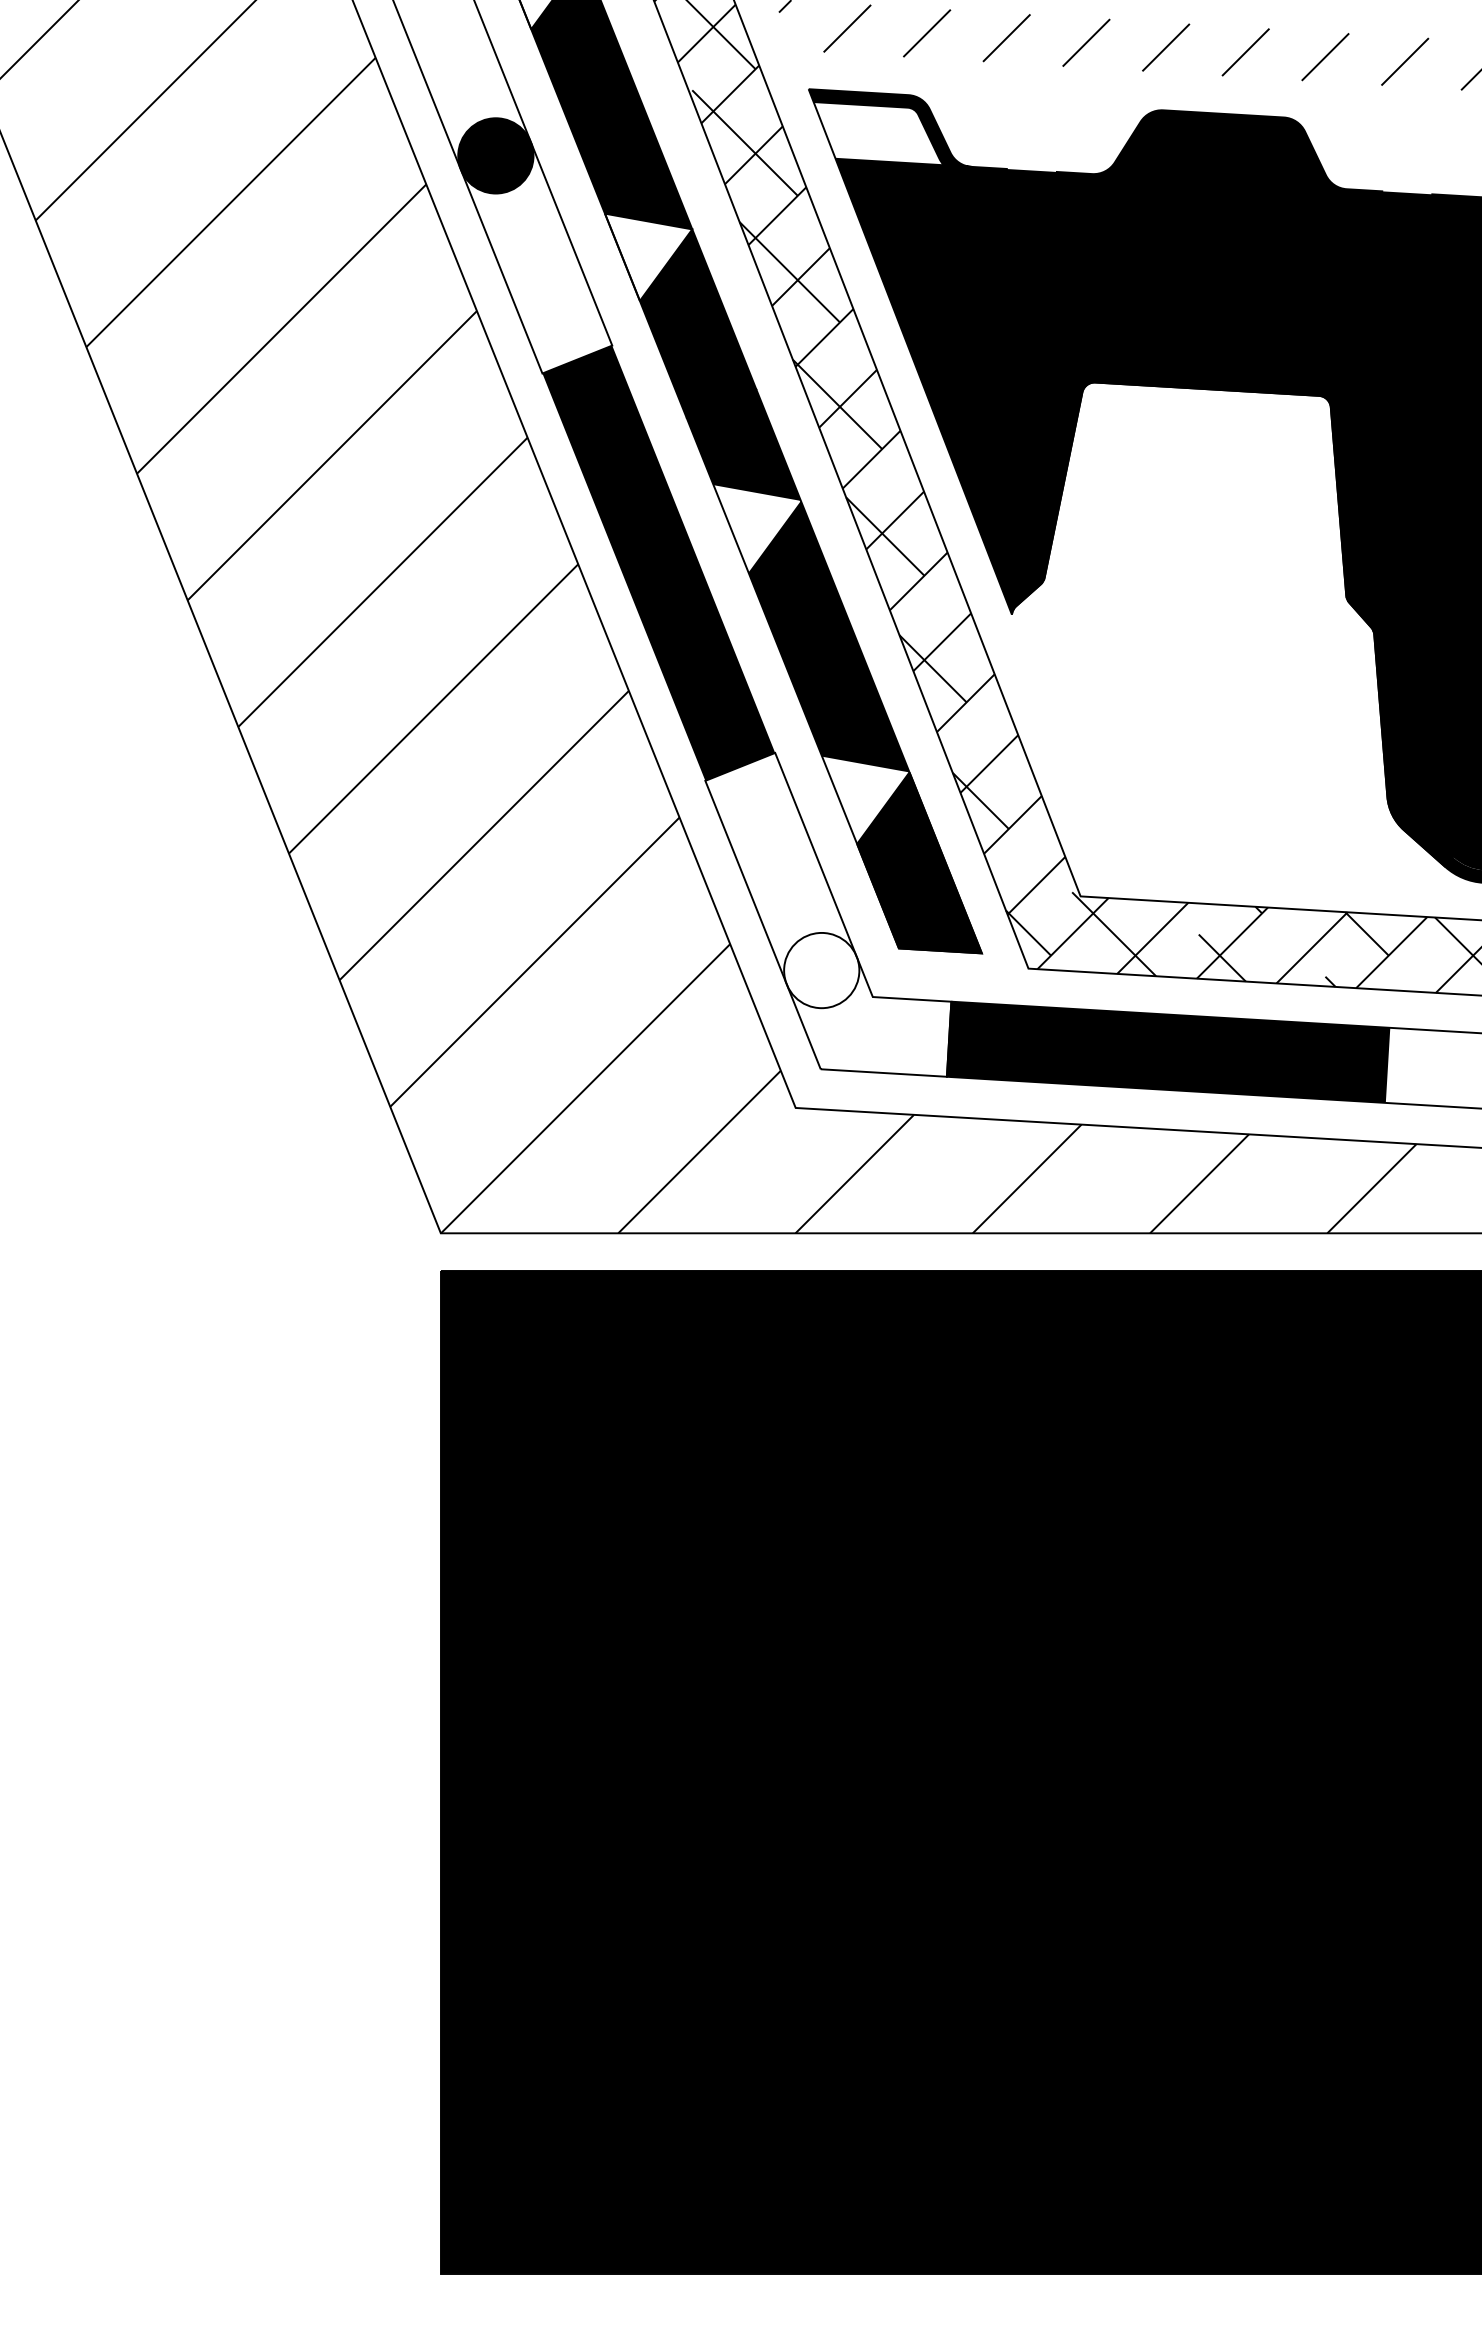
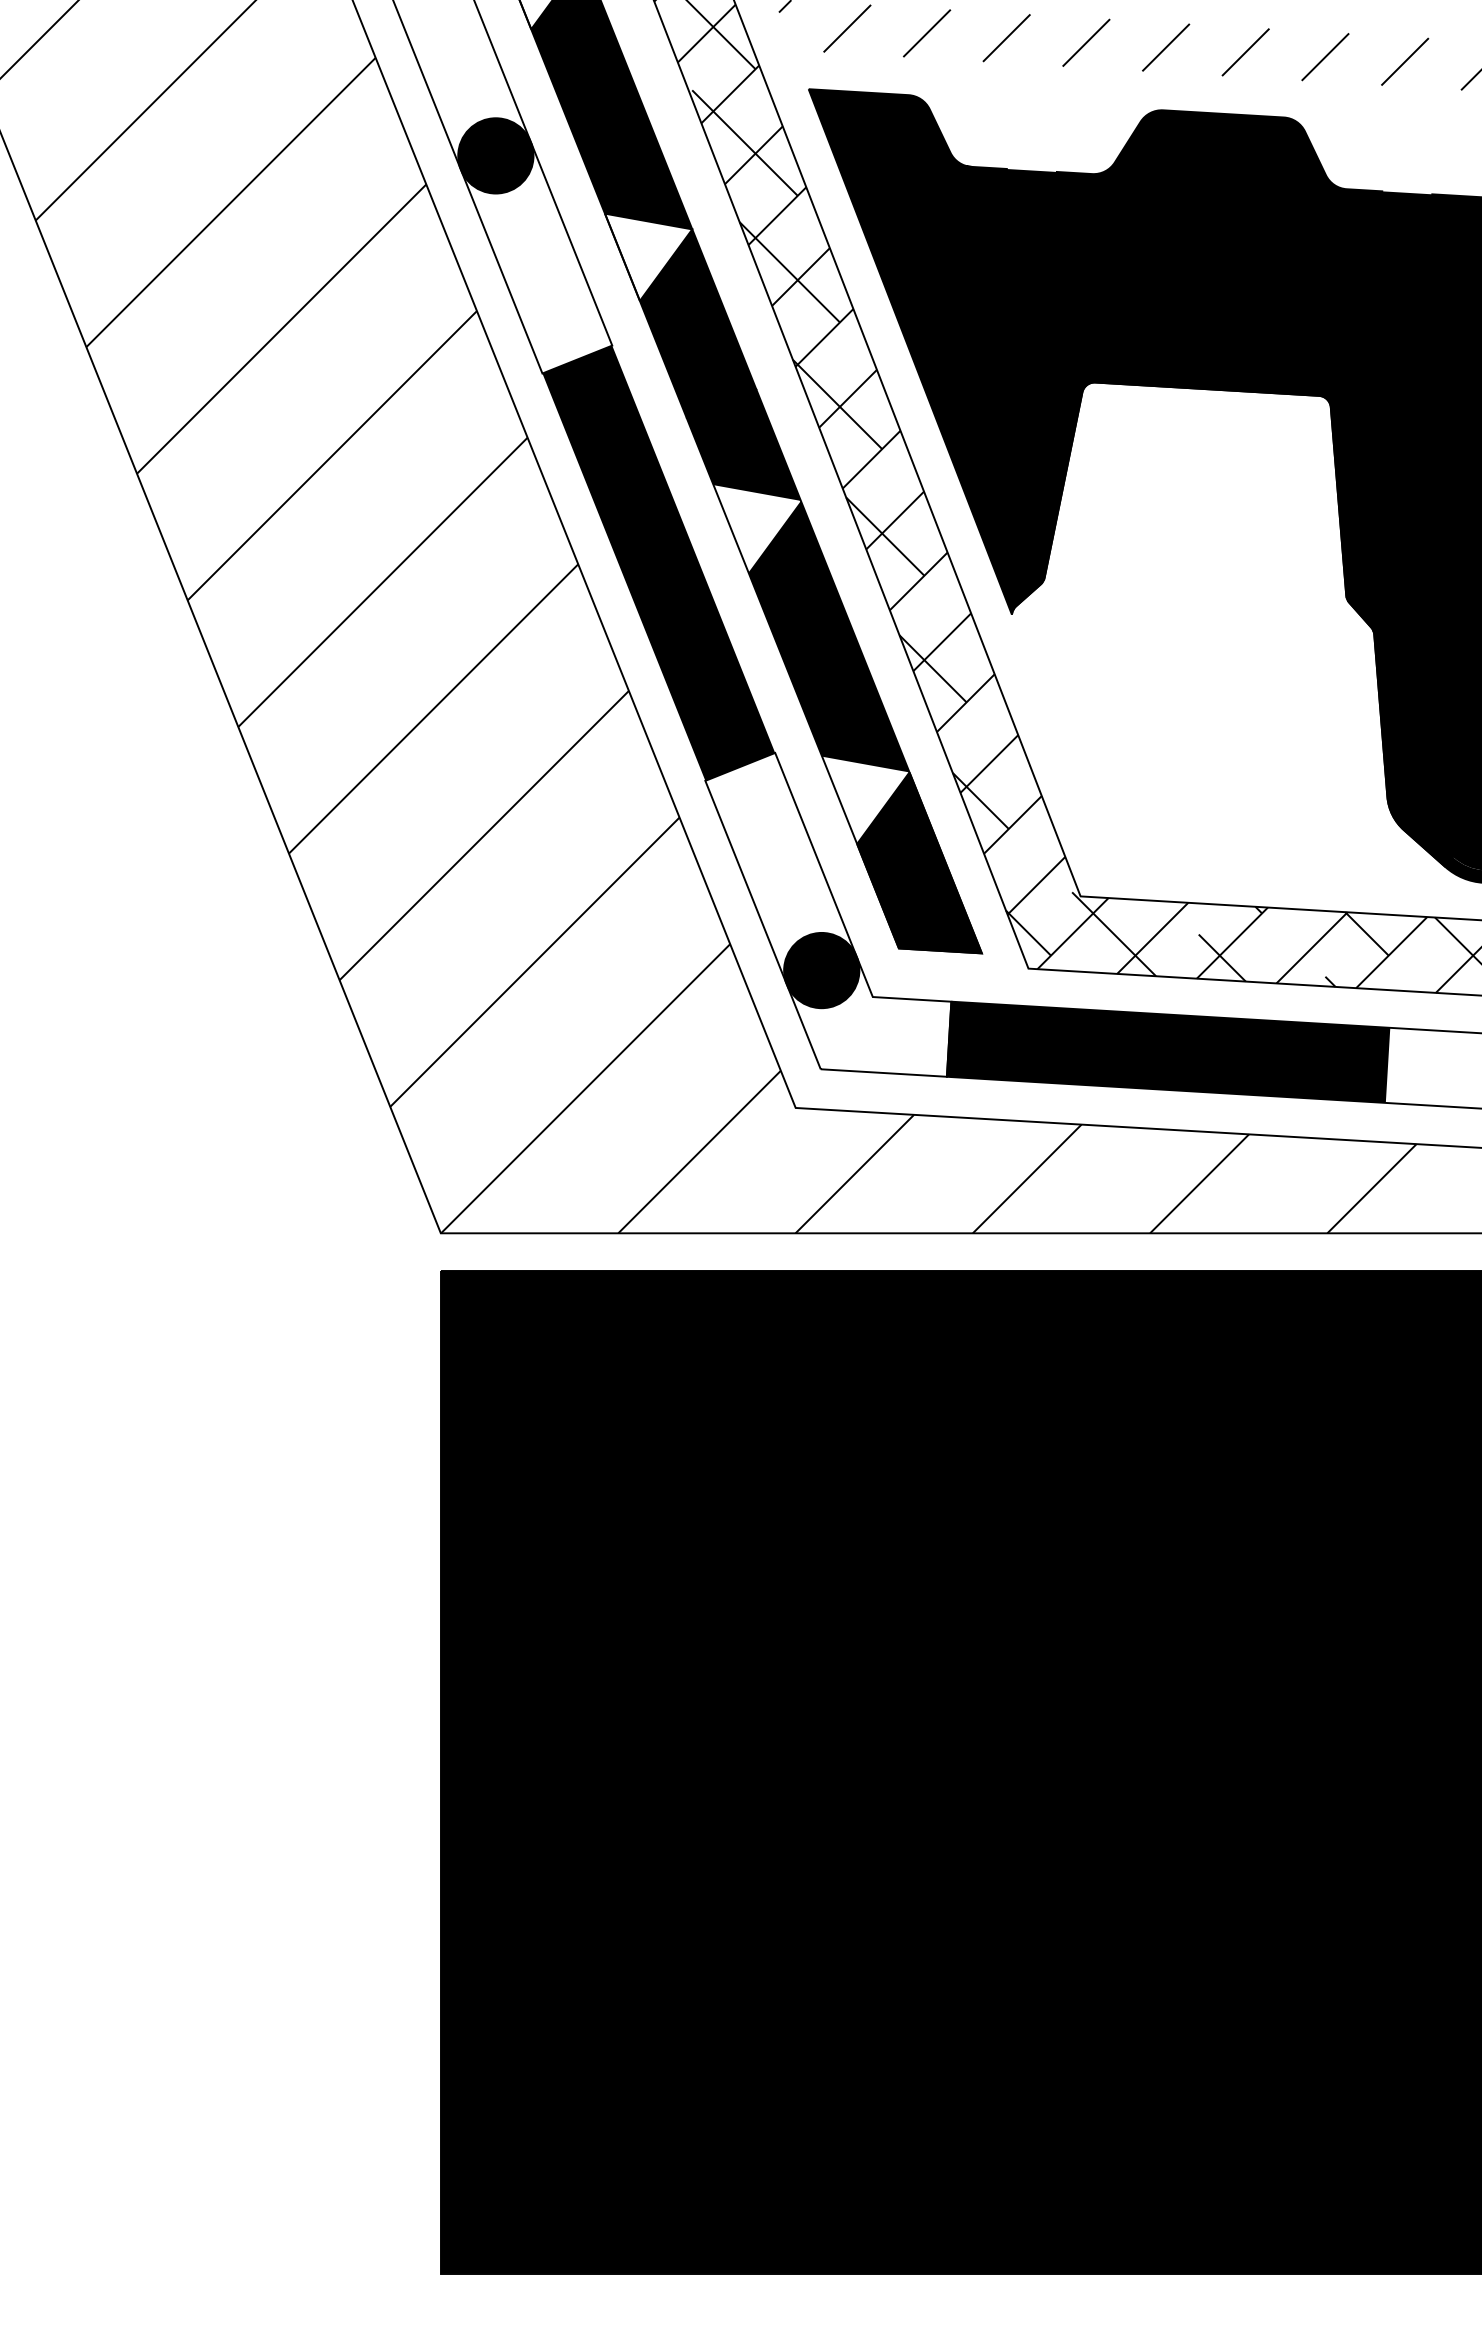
fill: none -> present (878, 133)
fill: none -> present (821, 970)
